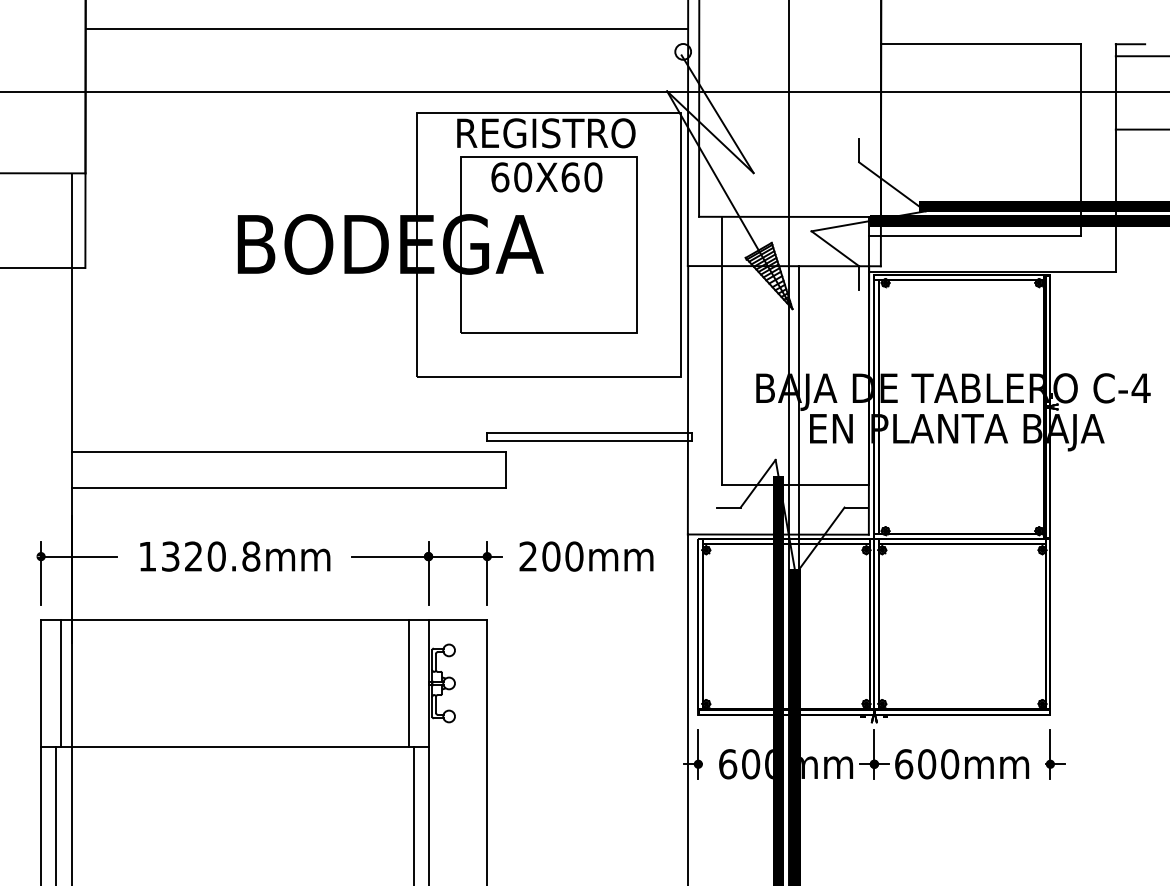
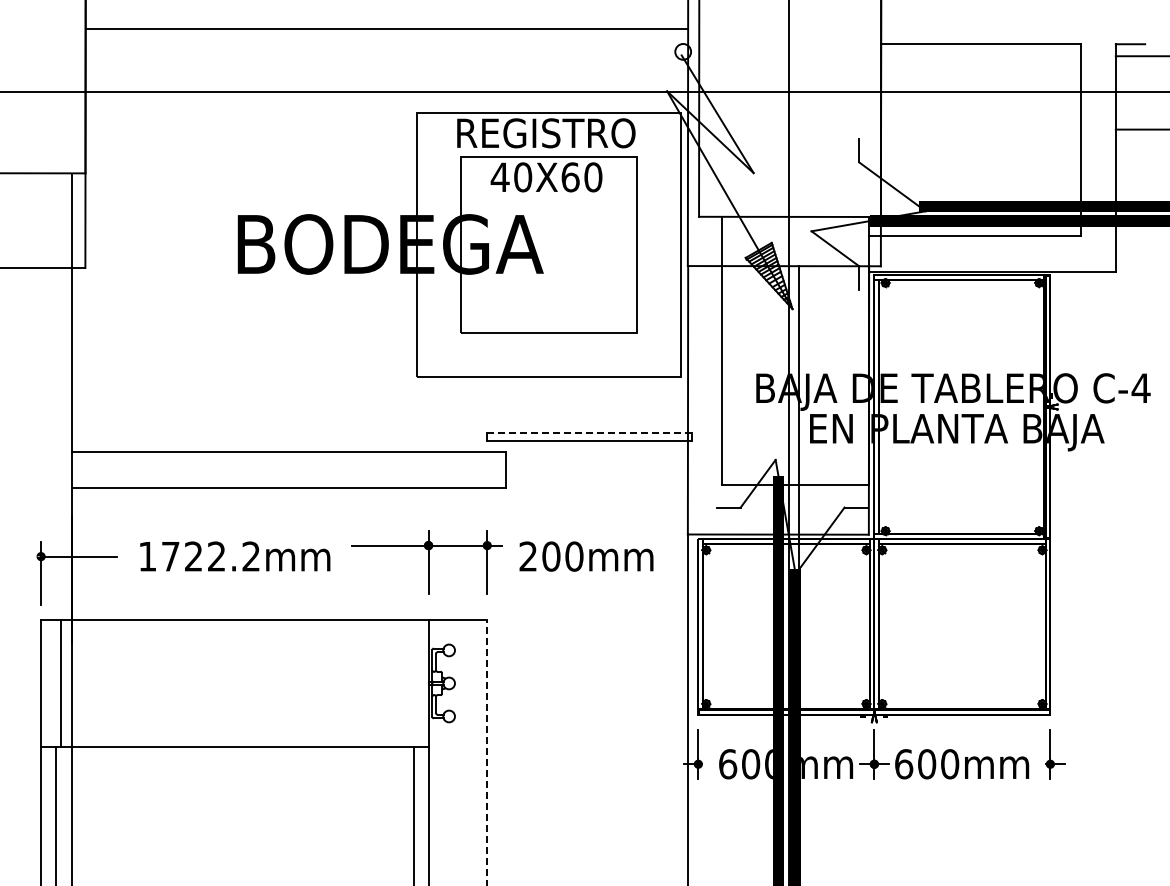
text: 60X60 -> 40X60 (499, 177)
line: solid -> dashed (589, 433)
text: 1320.8mm -> 1722.2mm (211, 556)
part position: (426, 573) -> (426, 562) (426, 562)
line: present -> none (409, 683)
line: solid -> dashed (487, 753)
